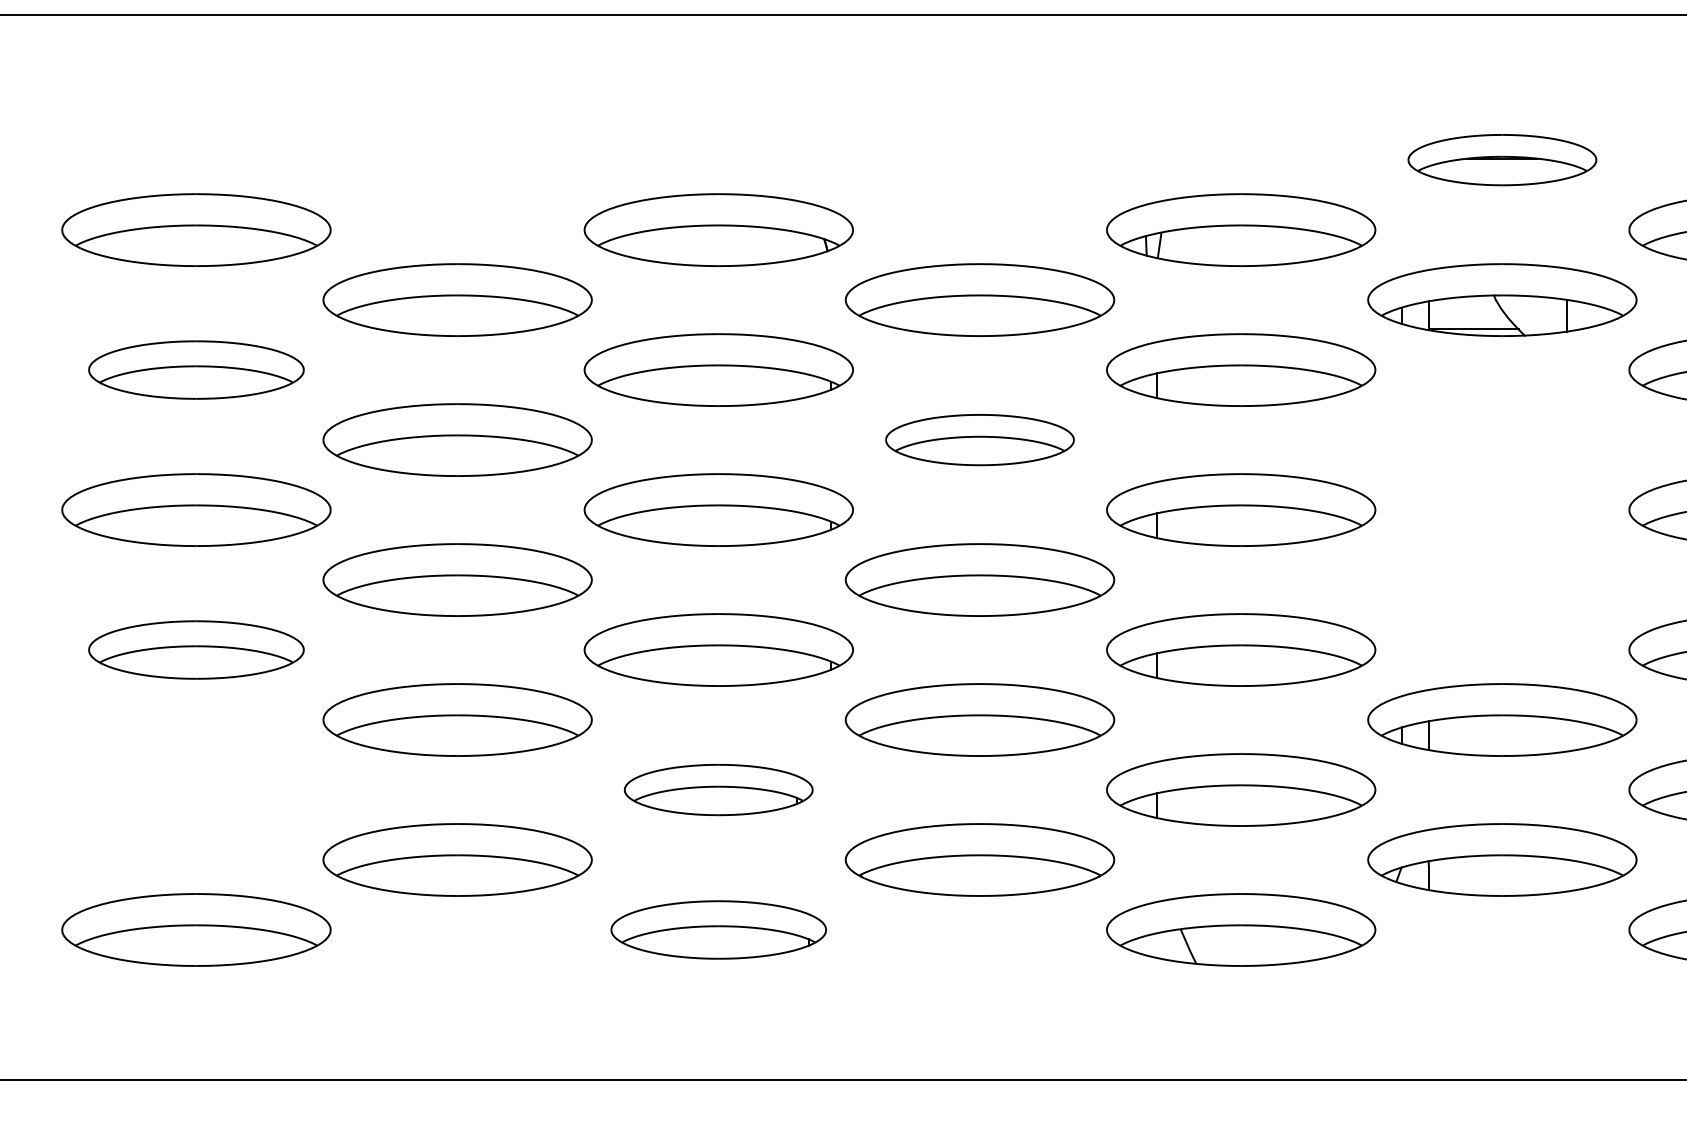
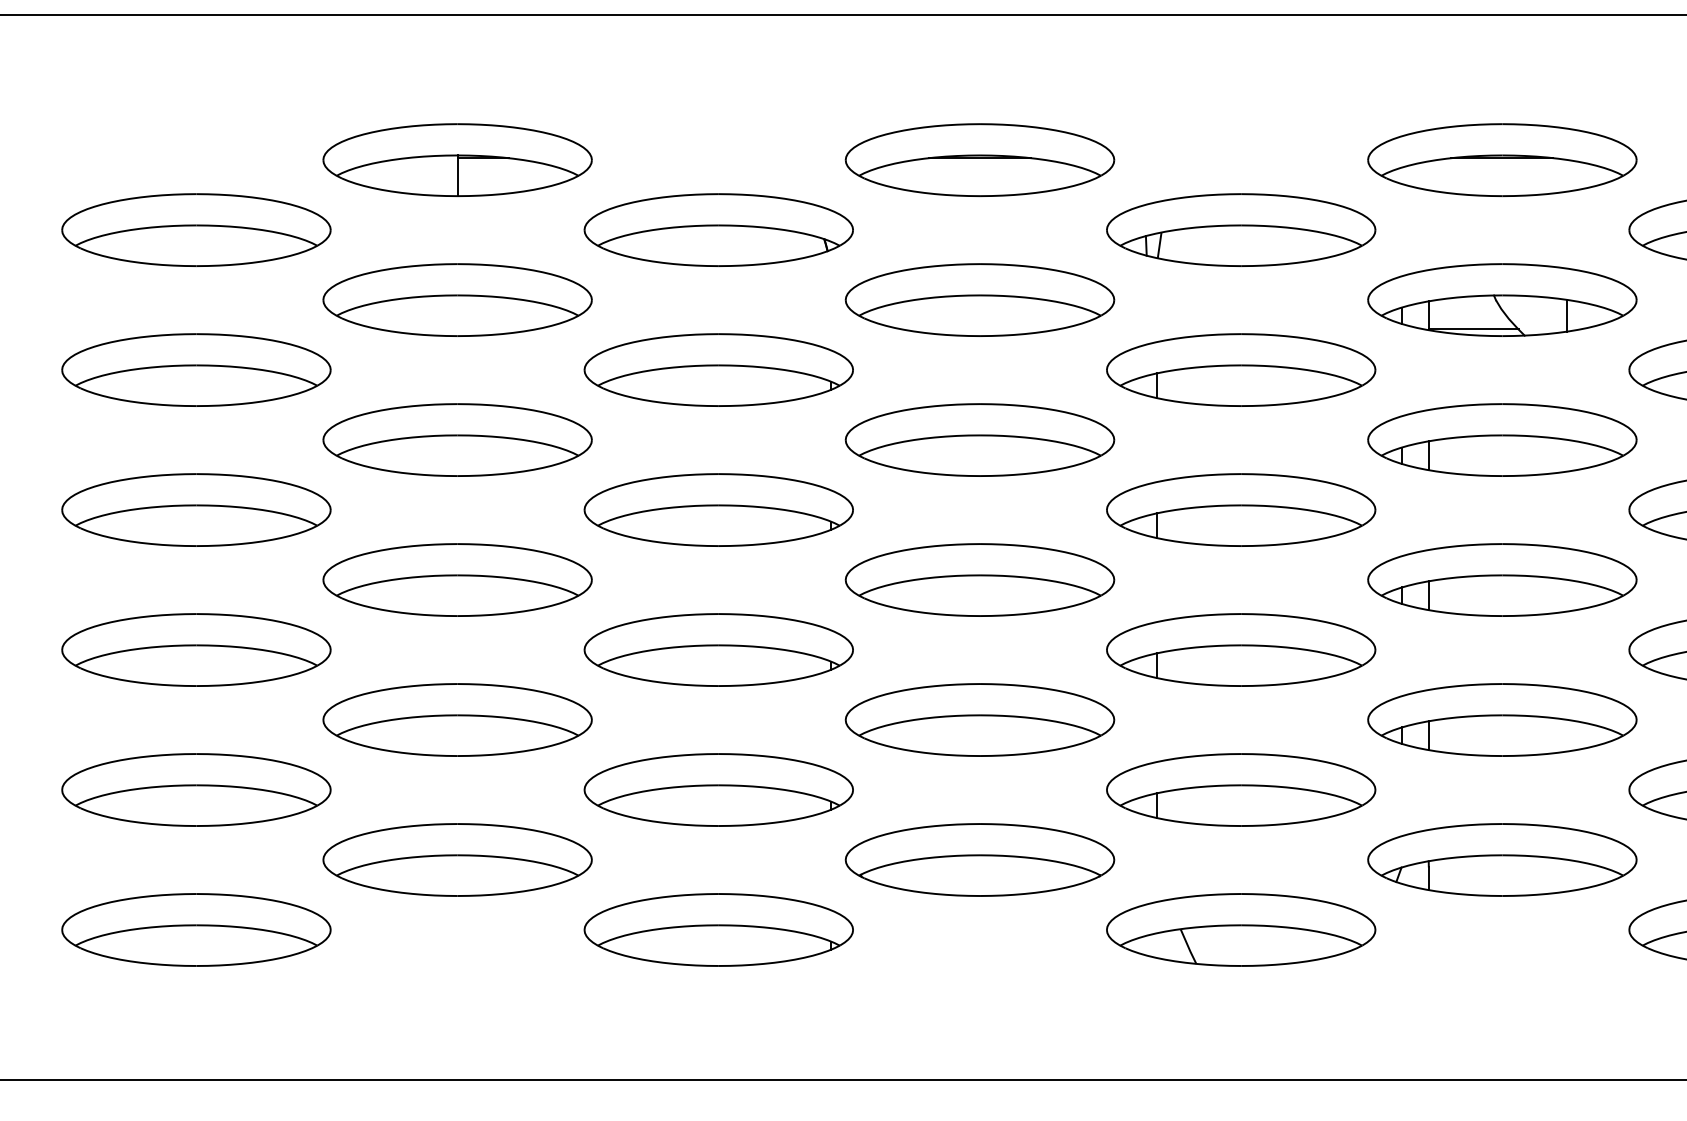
part: none -> present (457, 159)
part: none -> present (979, 159)
part size: 191x53 px -> 271x74 px (1502, 159)
part size: 217x60 px -> 271x74 px (196, 369)
part: none -> present (1502, 439)
part size: 190x53 px -> 272x74 px (979, 439)
part: none -> present (1502, 579)
part size: 217x60 px -> 271x74 px (196, 649)
part: none -> present (196, 789)
part size: 191x54 px -> 271x74 px (718, 789)
part size: 217x60 px -> 271x74 px (718, 929)
